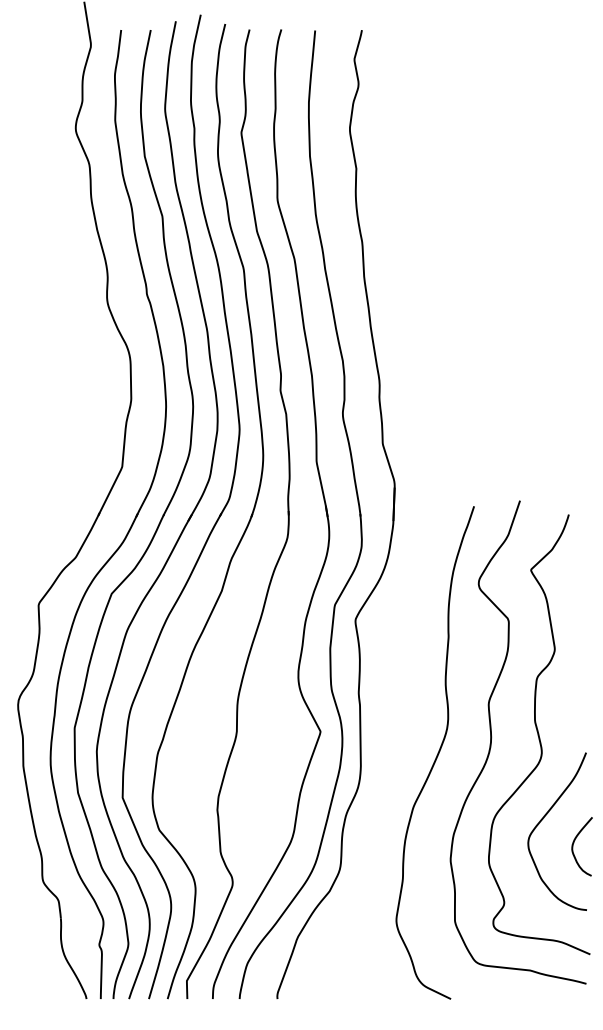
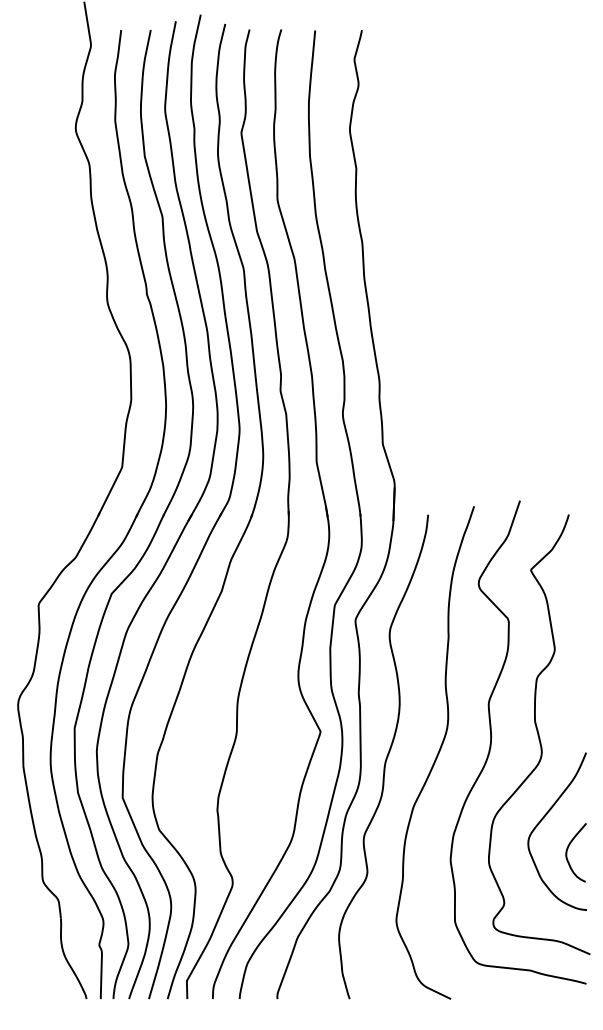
curve: none -> present (385, 758)
curve position: (574, 843) -> (568, 849) (568, 849)
